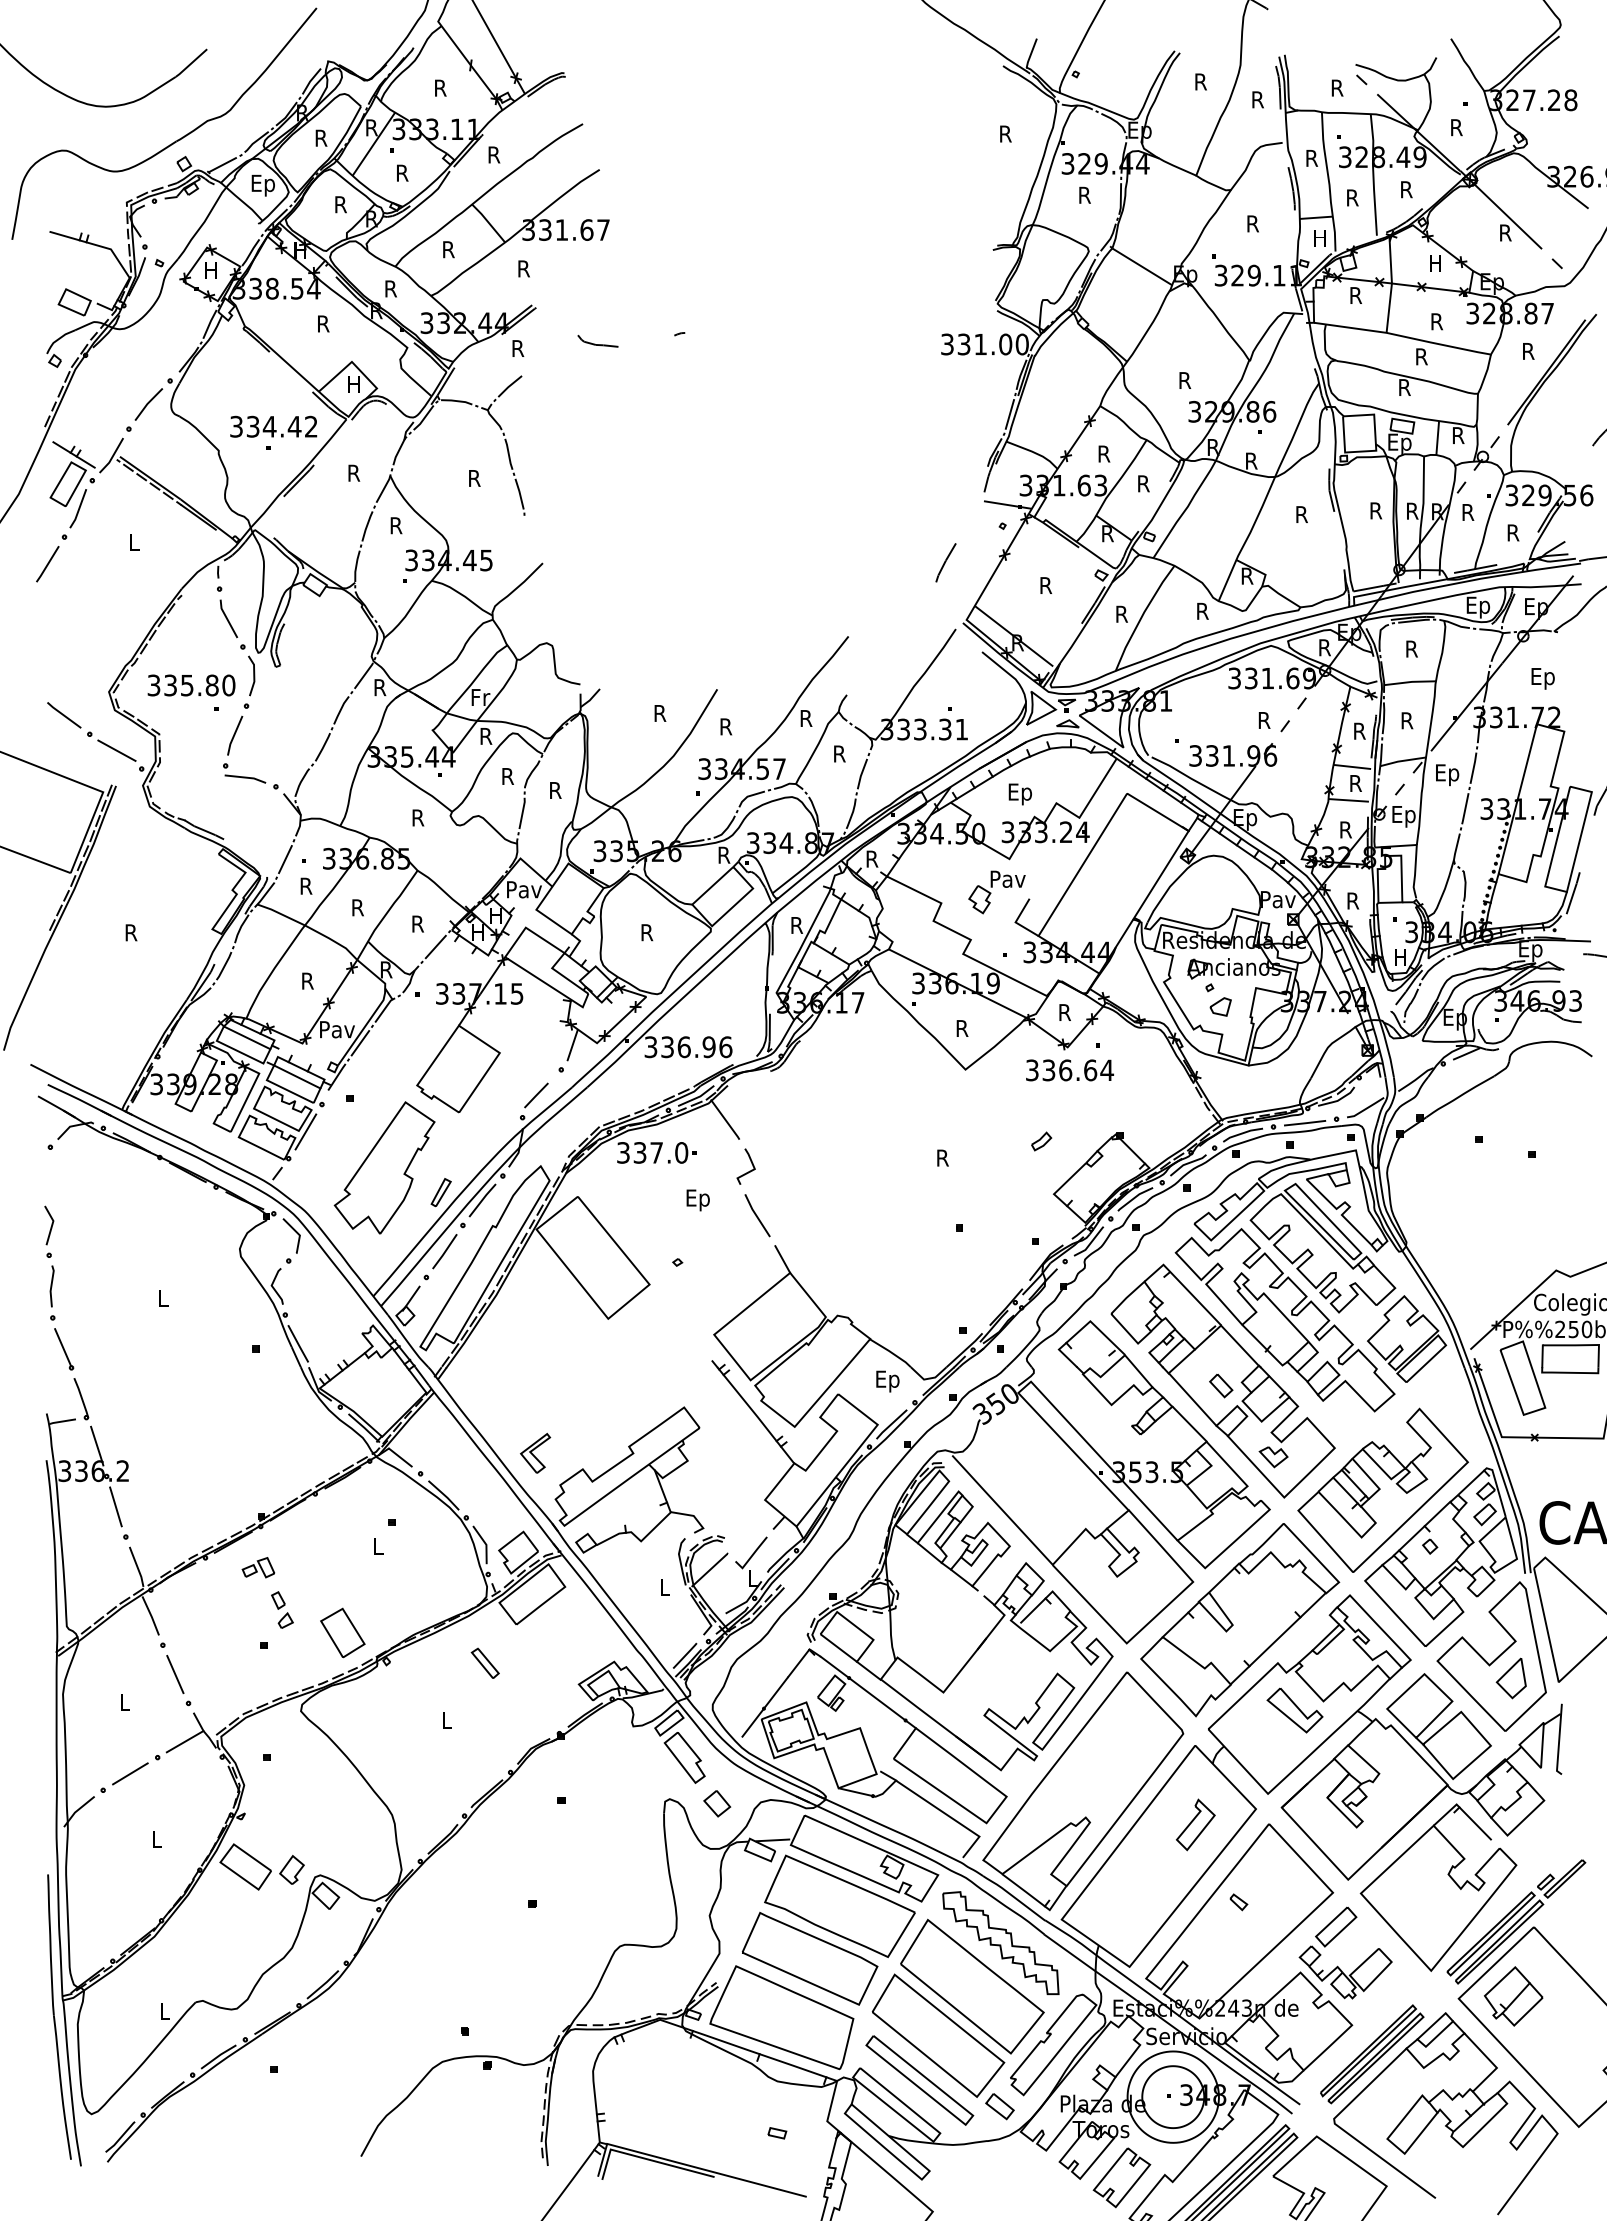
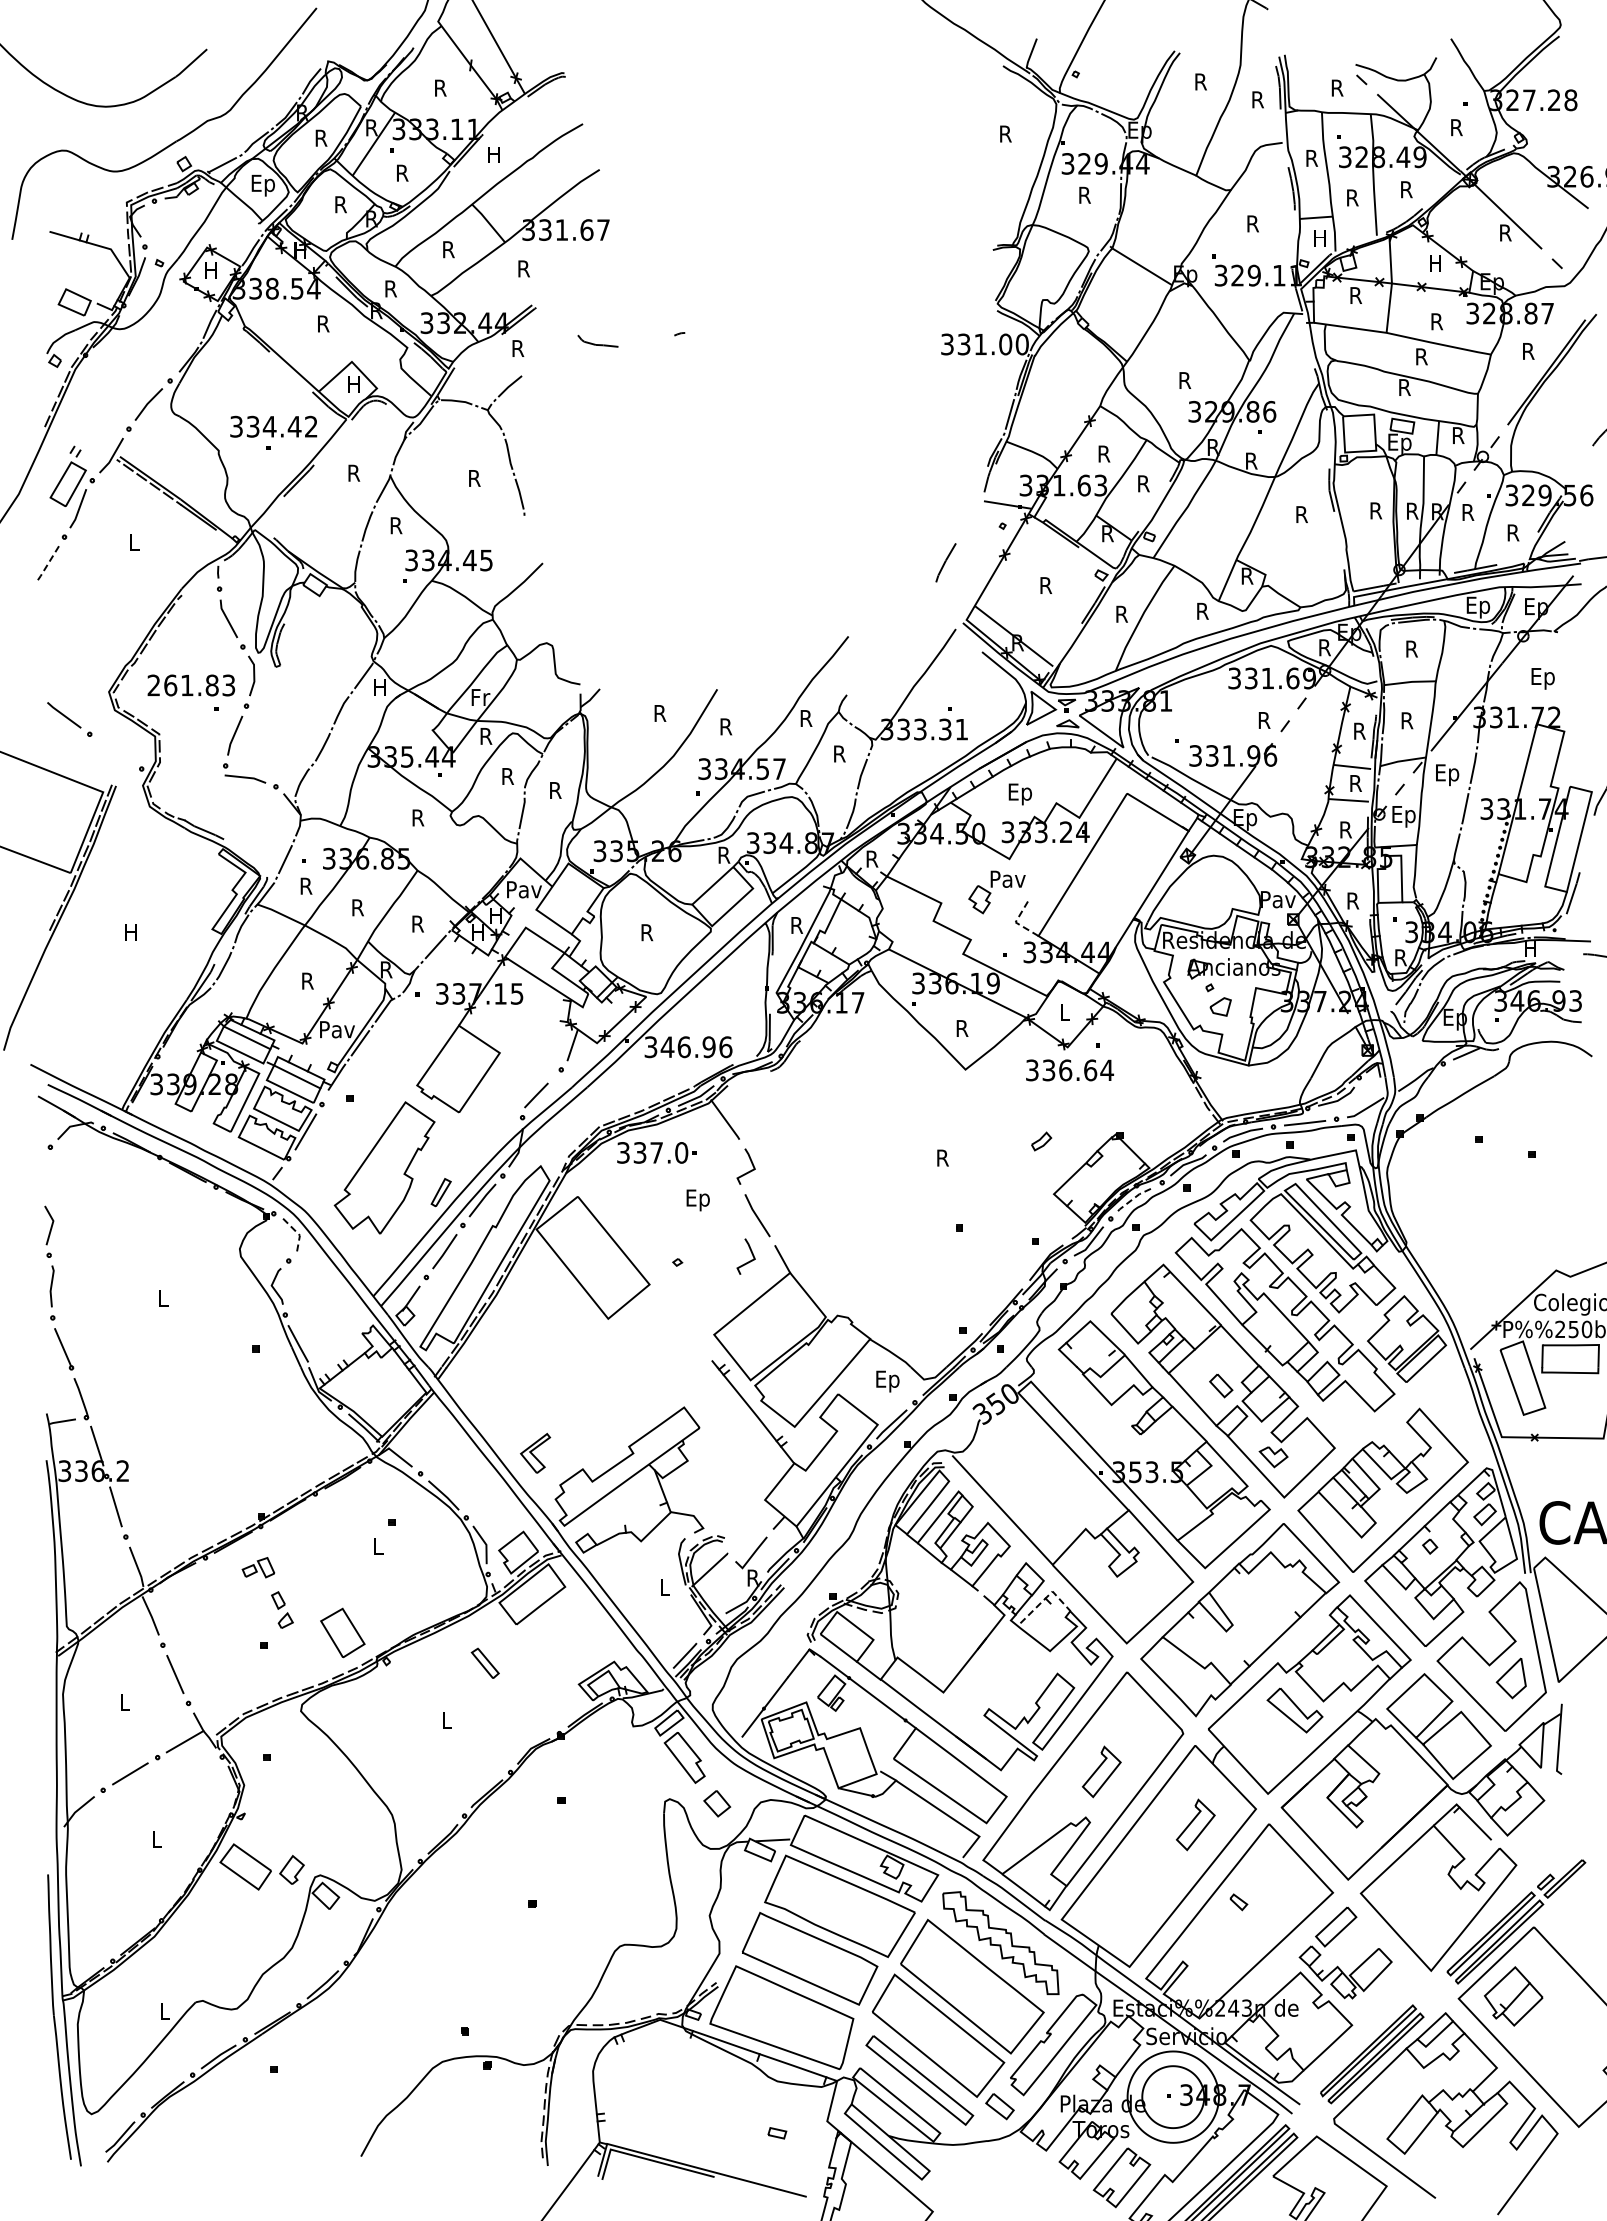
text: R -> H (494, 154)
line: present -> none (73, 454)
line: solid -> dashed (47, 565)
text: 335.80 -> 261.83 (191, 685)
text: R -> H (380, 687)
line: present -> none (116, 750)
line: solid -> dashed (1015, 922)
text: R -> H (131, 932)
text: Ep -> H (1530, 950)
text: H -> R (1400, 957)
text: R -> L (1064, 1012)
text: 336.96 -> 346.96 (667, 1047)
line: solid -> dashed (1134, 1197)
line: solid -> dashed (299, 1234)
line: none -> present (749, 1260)
text: L -> R (753, 1577)
line: solid -> dashed (1046, 1597)
part: none -> present (1101, 1771)
